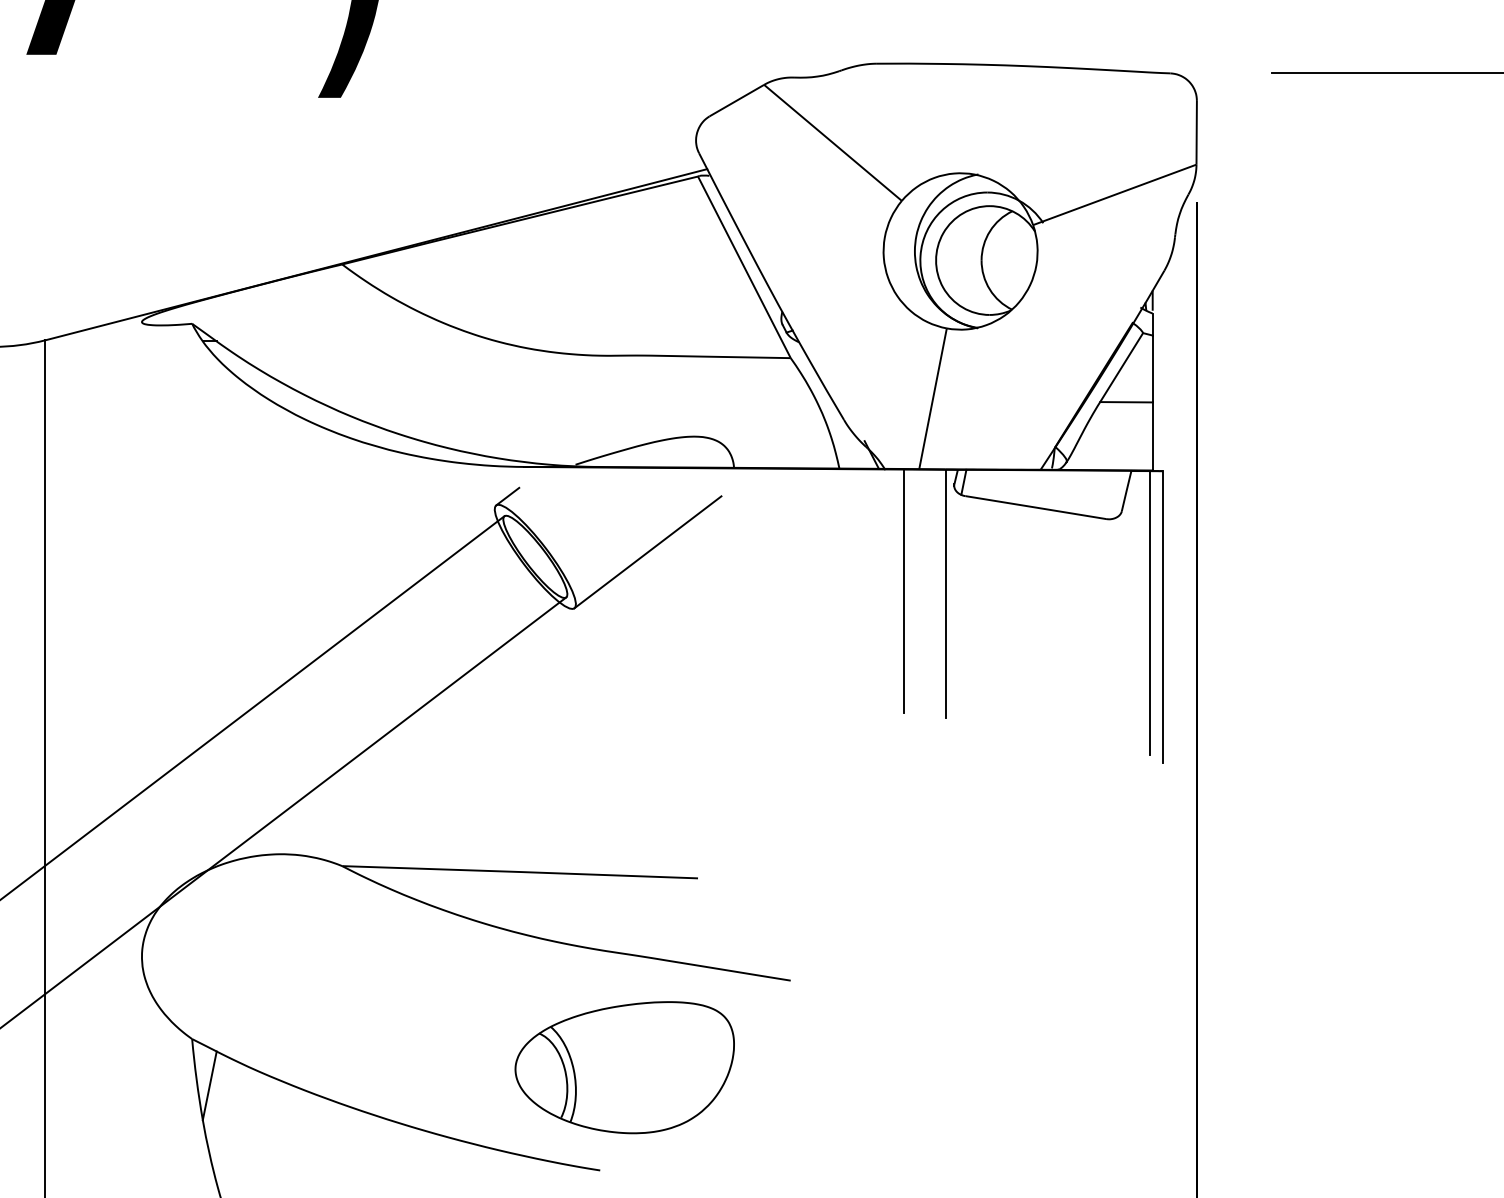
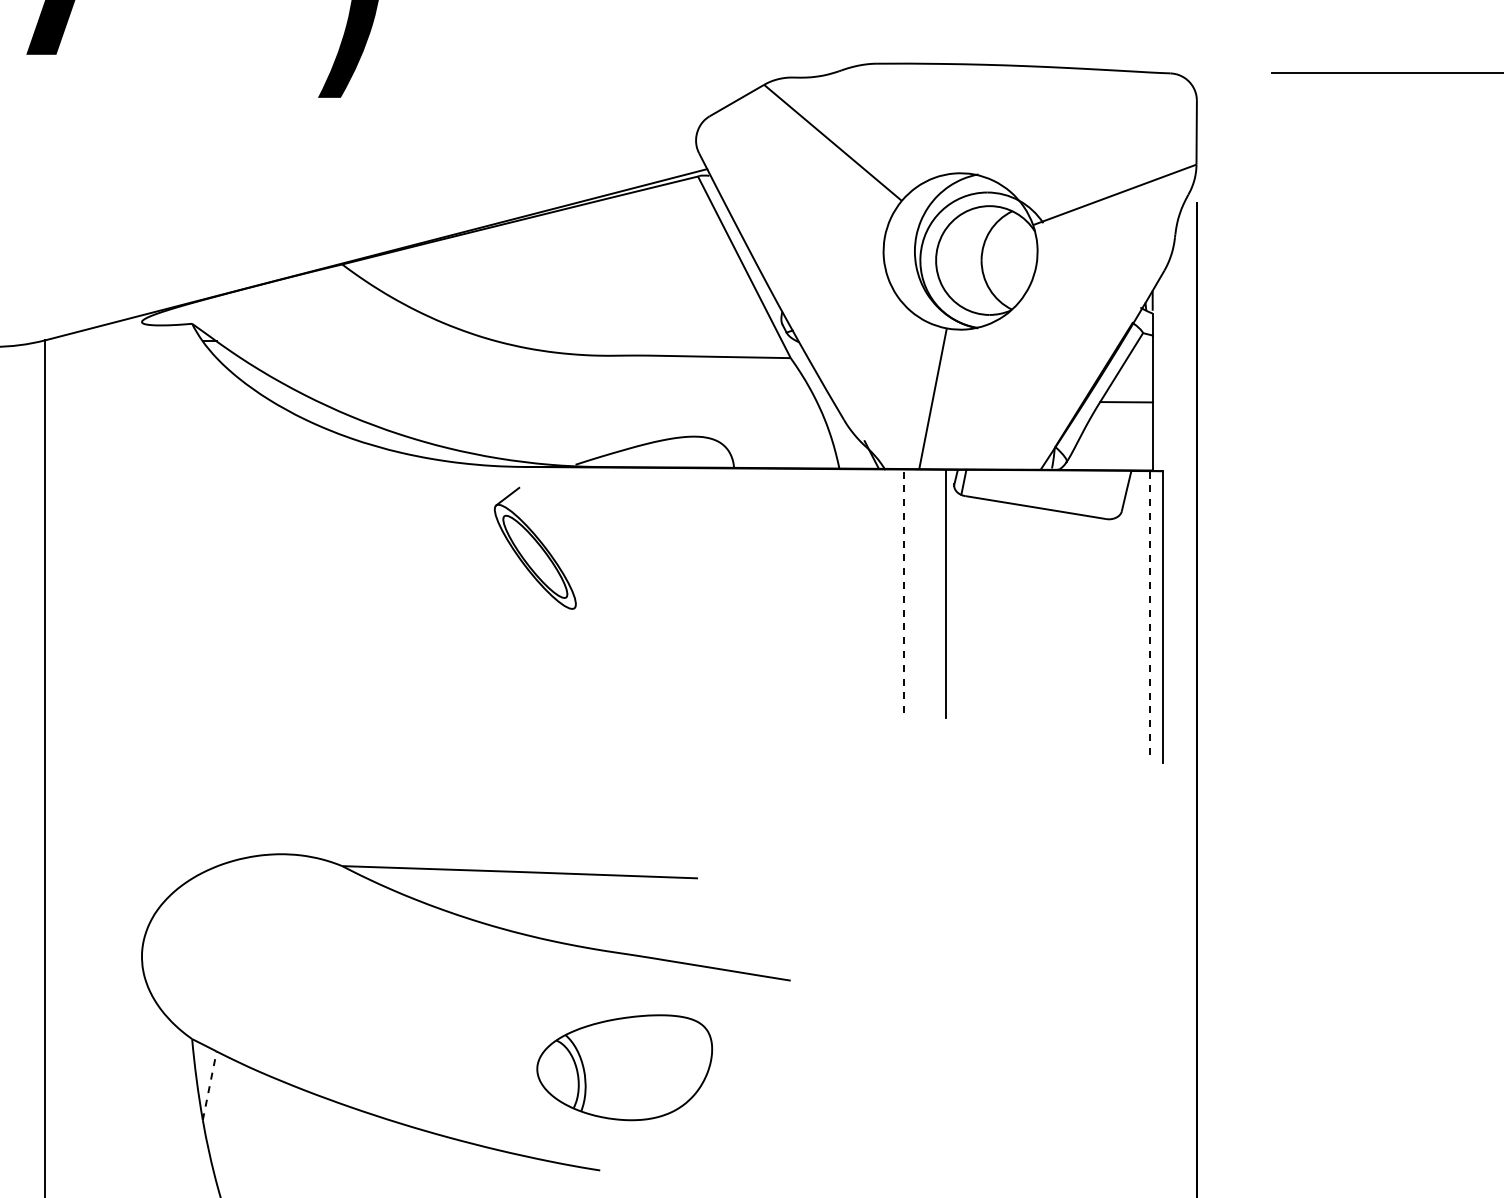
line: present -> none (647, 552)
line: solid -> dashed (903, 591)
line: solid -> dashed (1150, 612)
line: present -> none (253, 707)
line: present -> none (284, 811)
part size: 221x134 px -> 178x108 px (624, 1067)
line: solid -> dashed (209, 1085)
